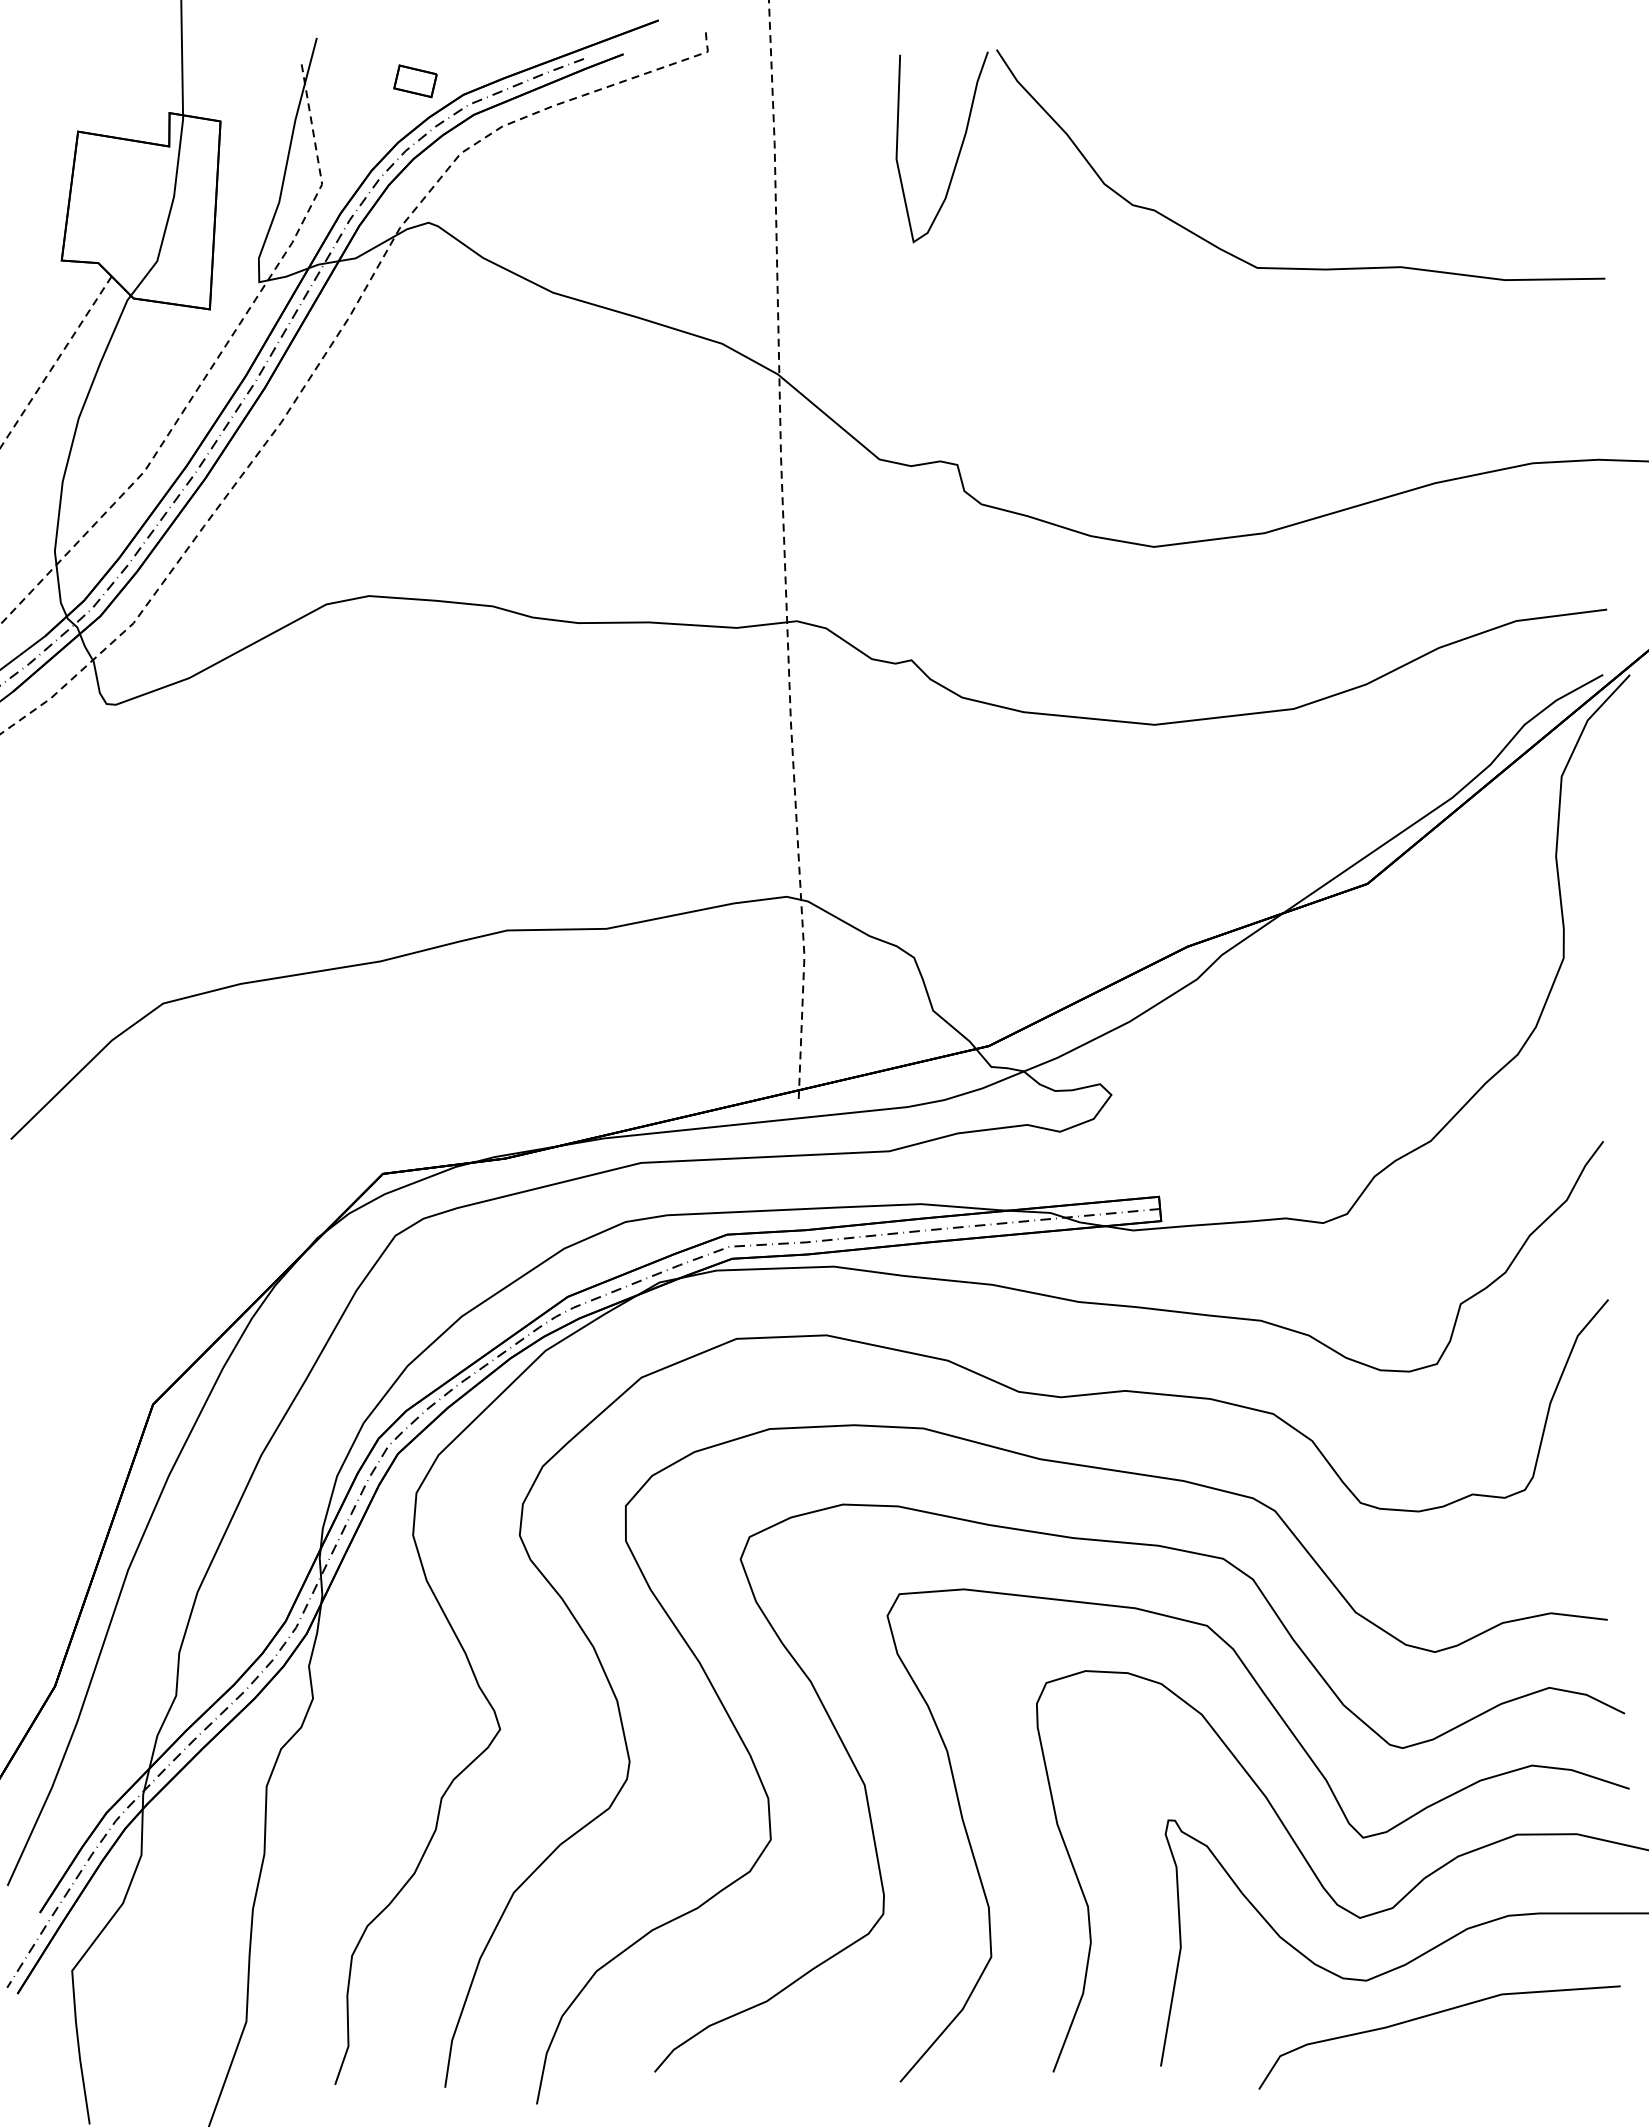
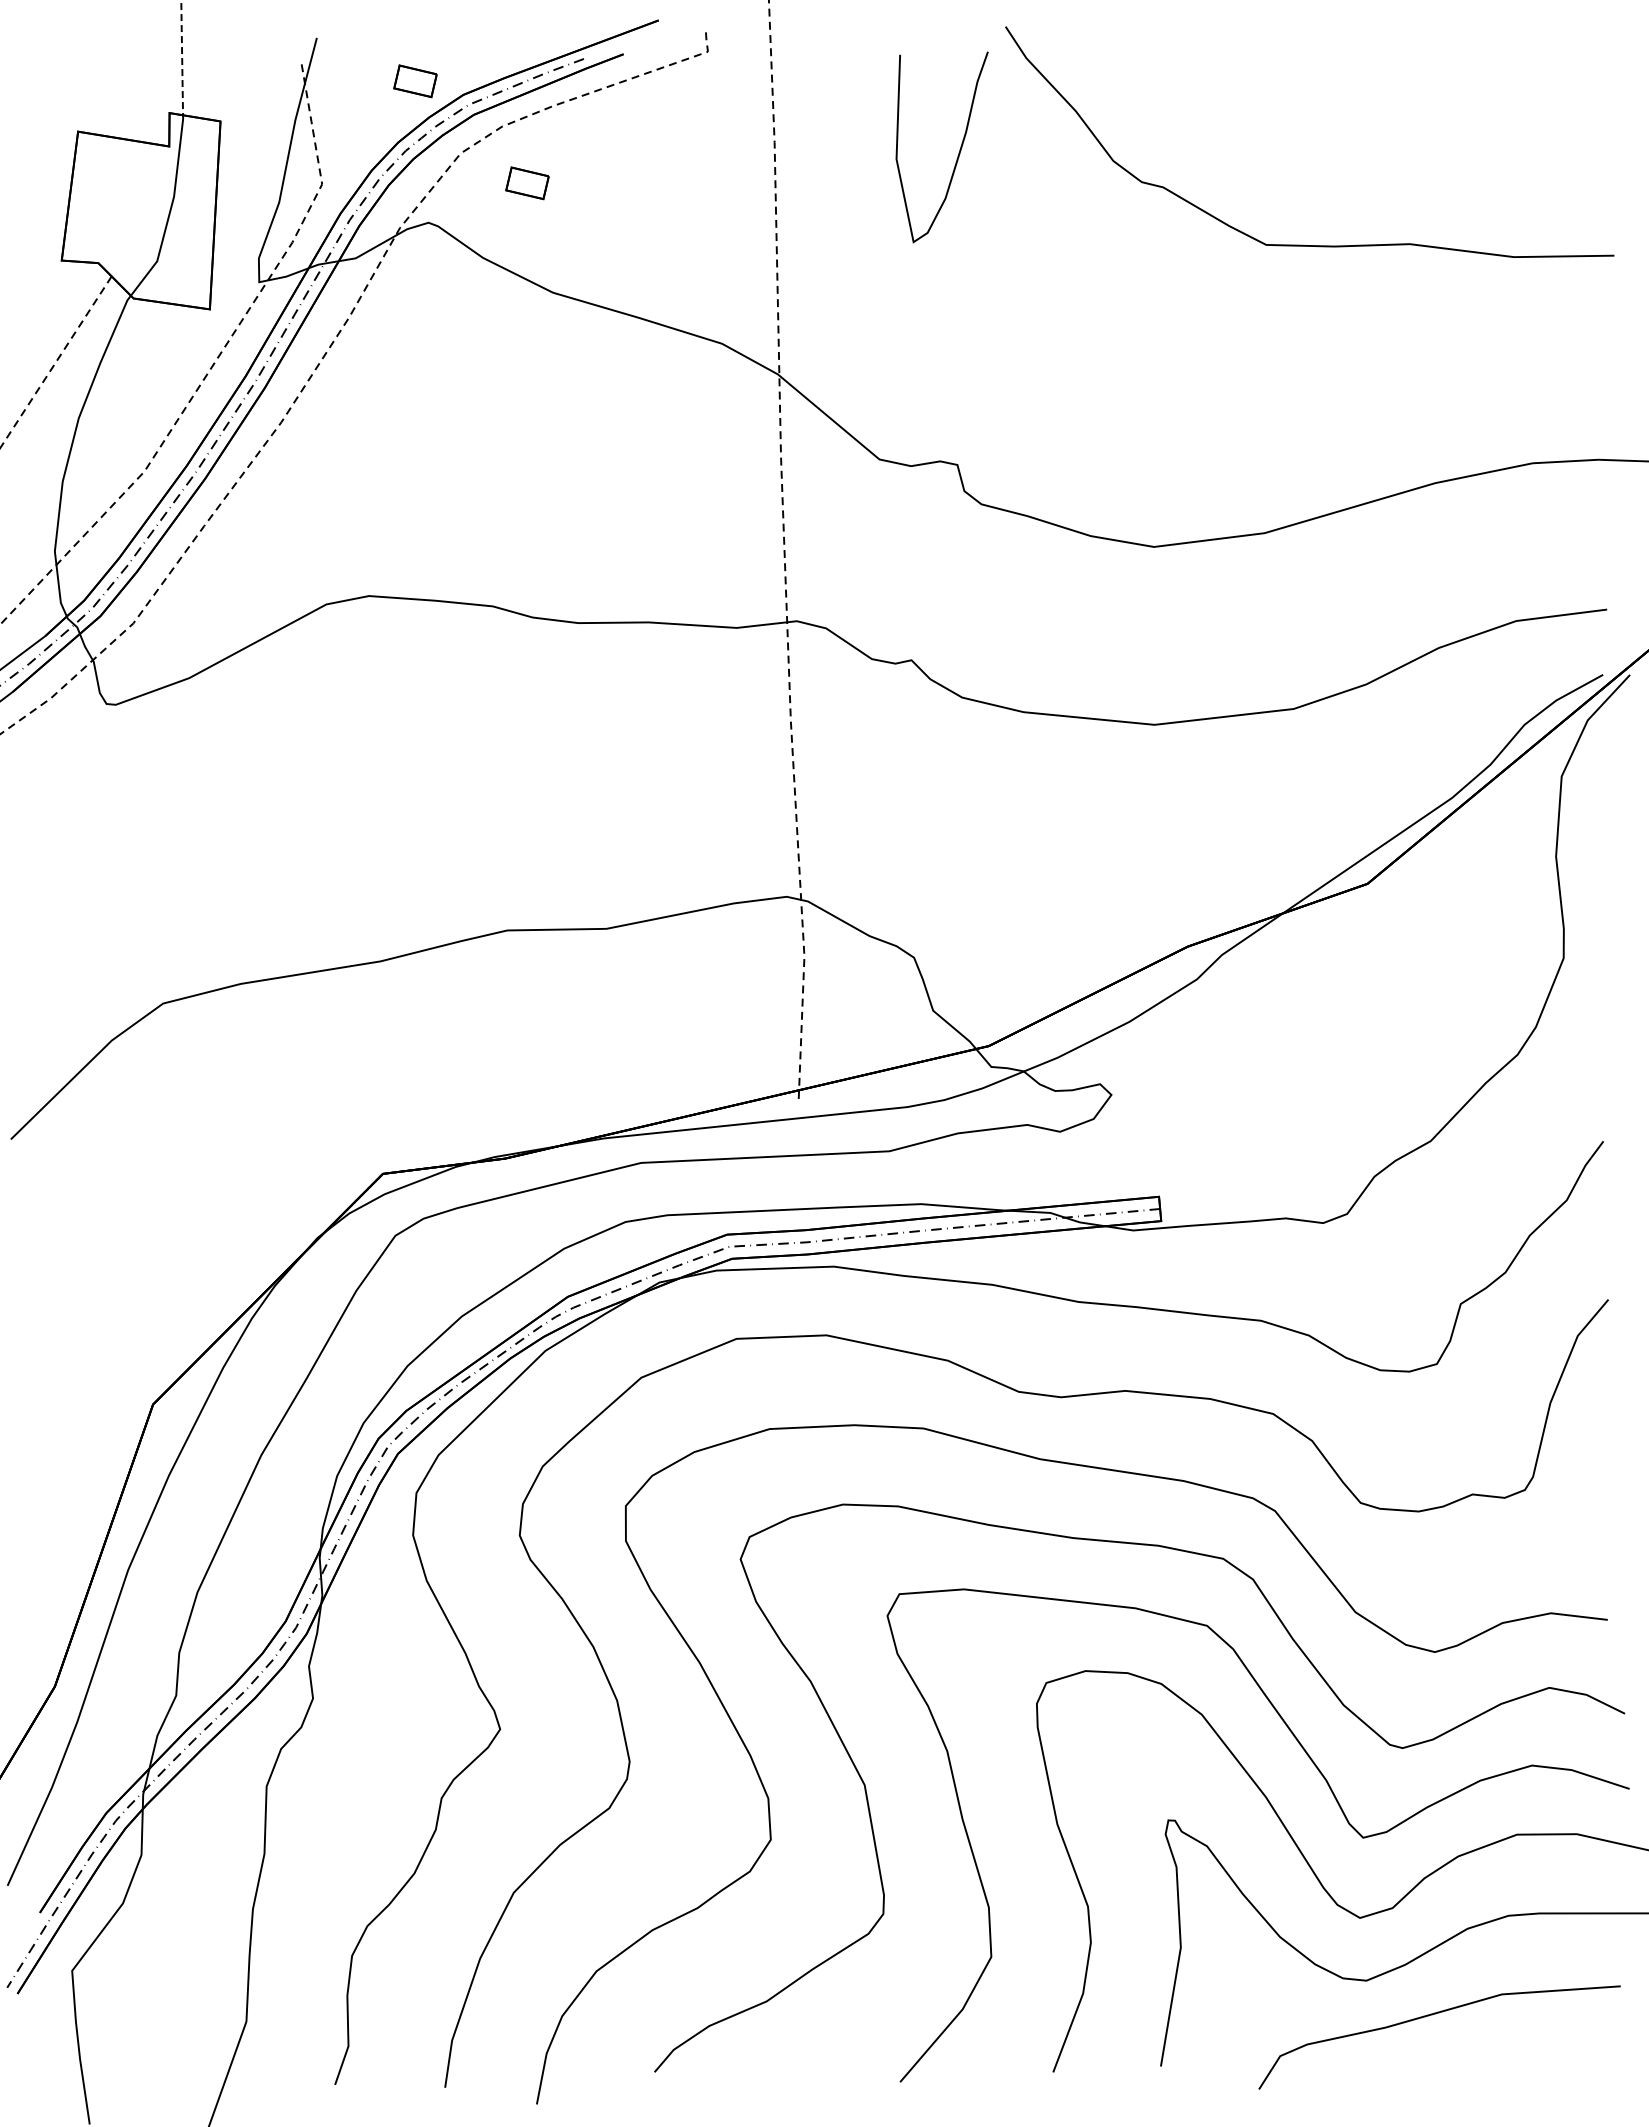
line: solid -> dashed (182, 58)
part: none -> present (527, 183)
curve position: (1295, 267) -> (1304, 244) (1304, 244)
